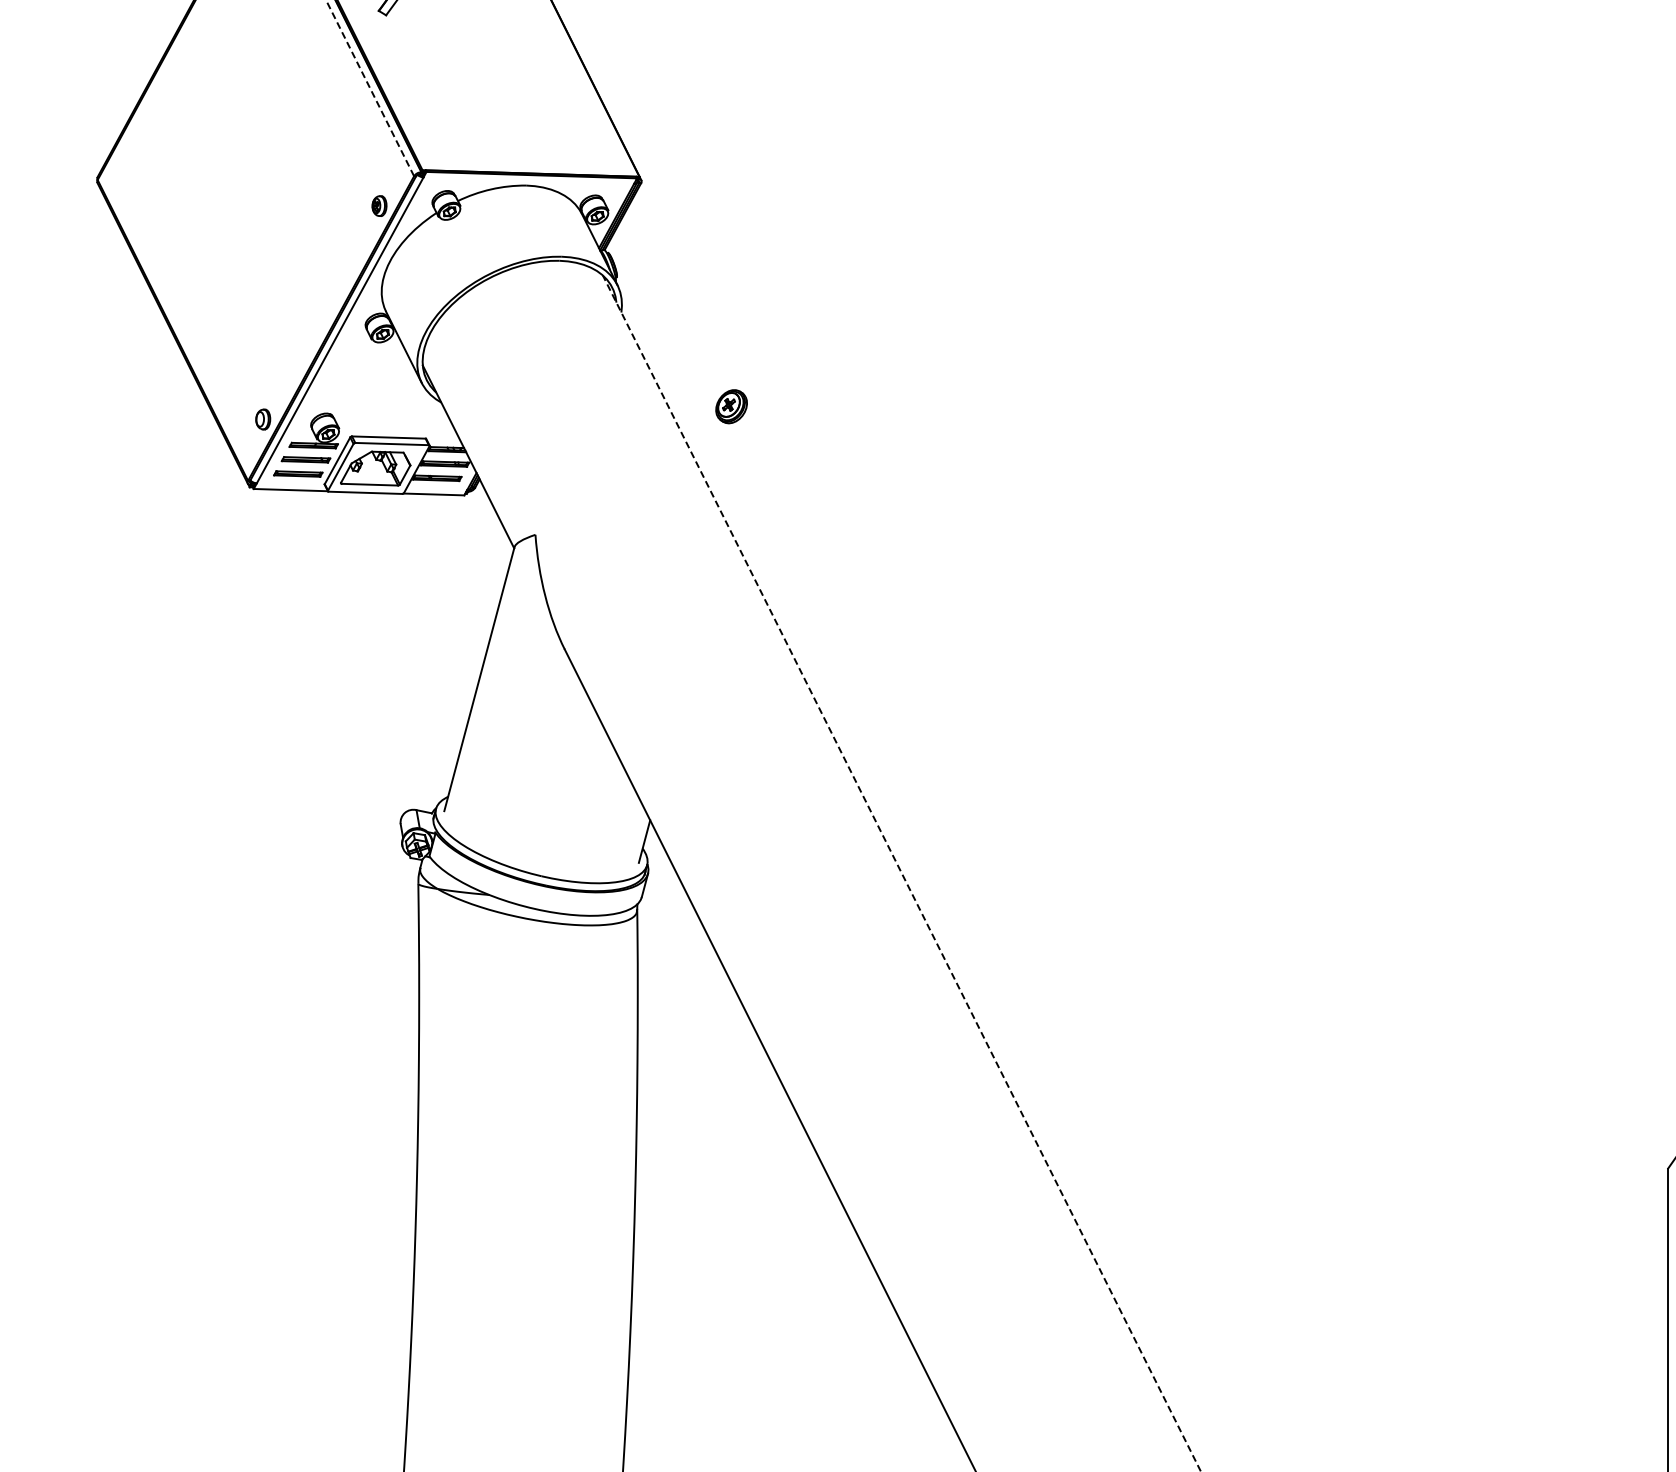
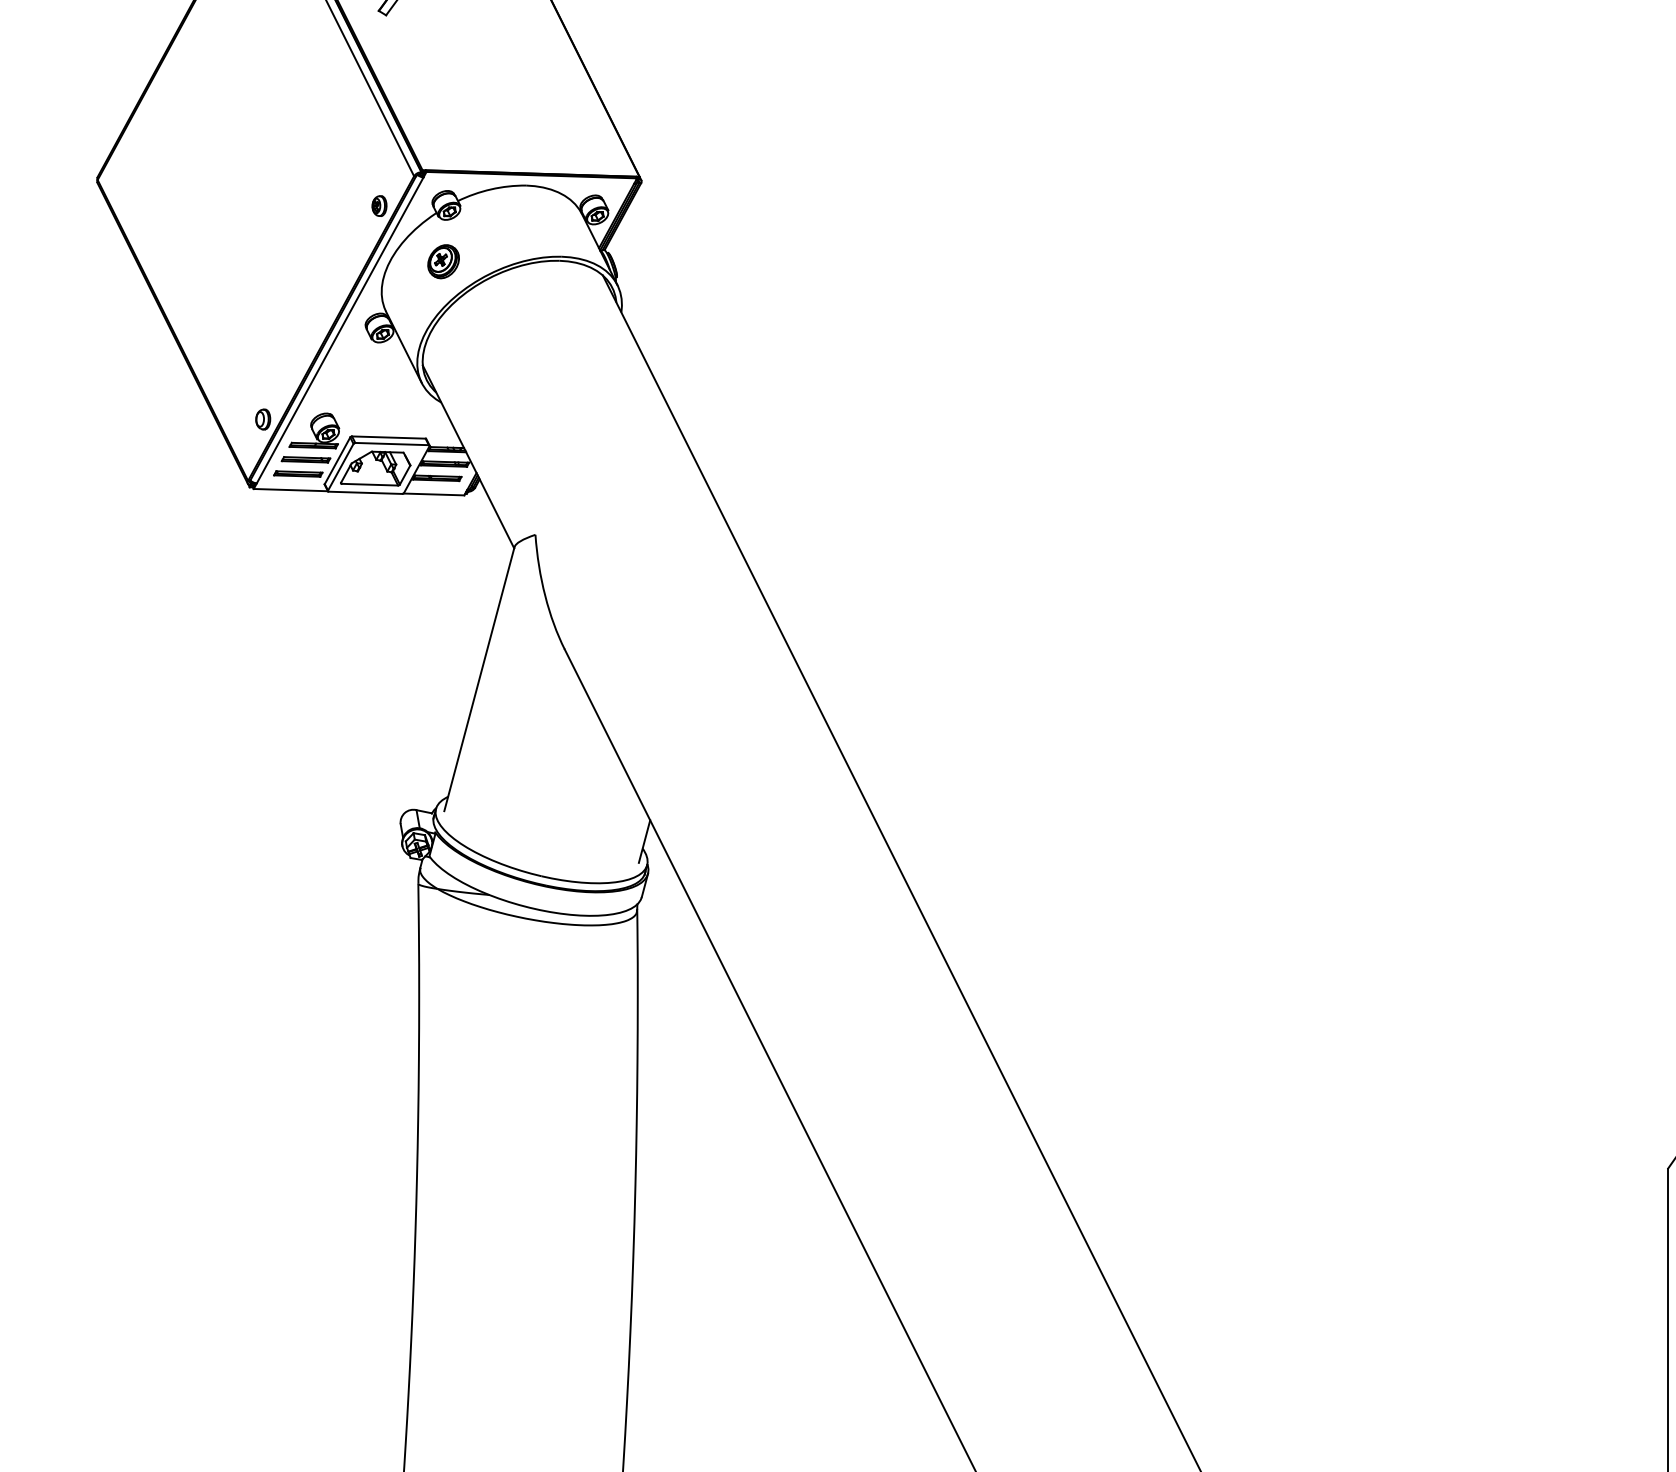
line: dashed -> solid (369, 87)
part position: (731, 406) -> (443, 261) (443, 261)
line: dashed -> solid (901, 873)
